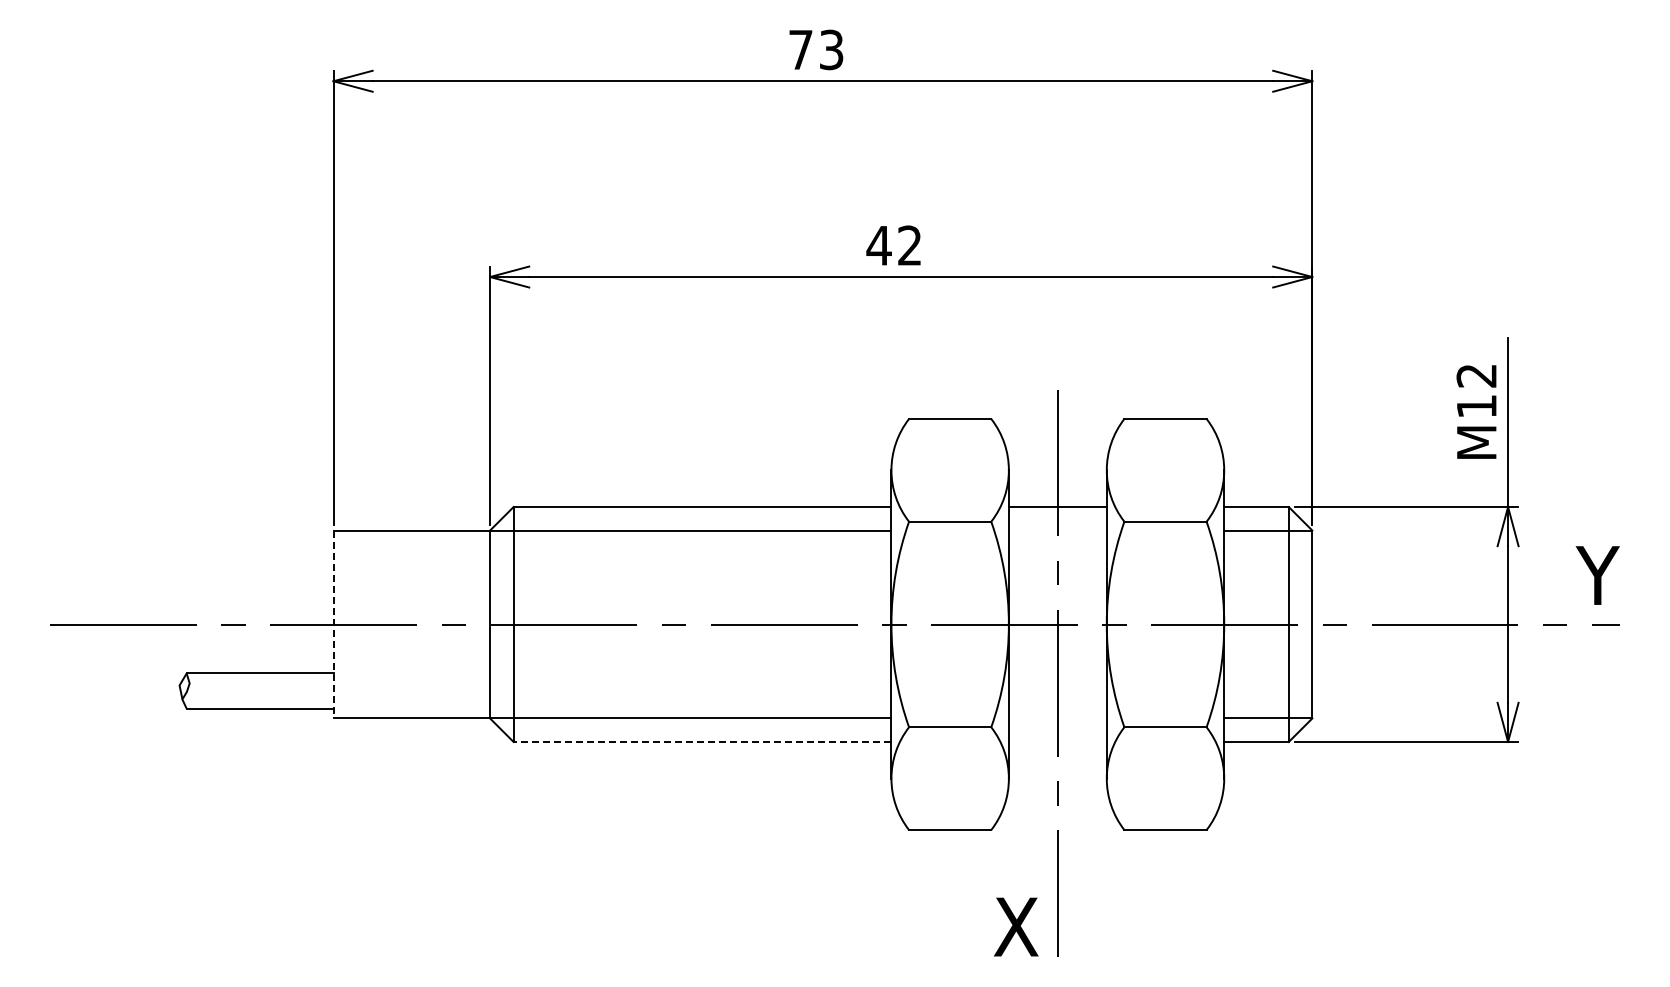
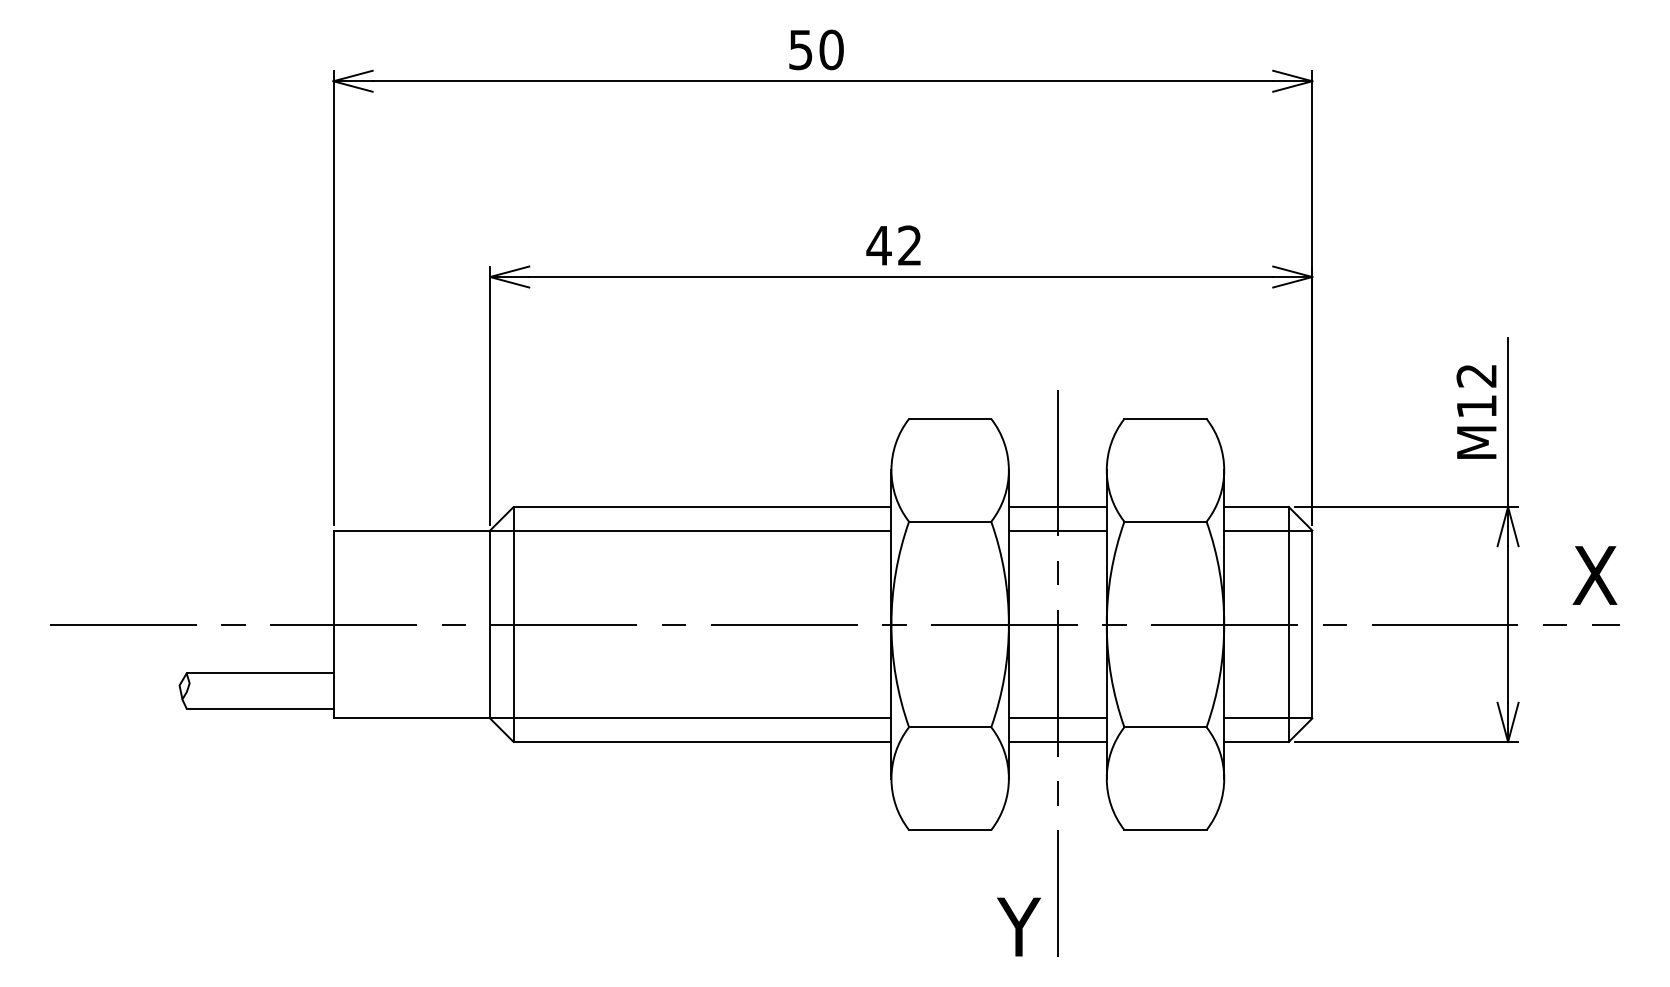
text: 73 -> 50 (816, 49)
line: none -> present (1057, 530)
text: Y -> X (1595, 575)
line: dashed -> solid (333, 624)
line: none -> present (1057, 718)
line: dashed -> solid (702, 741)
line: none -> present (1057, 741)
text: X -> Y (1016, 926)
